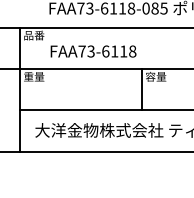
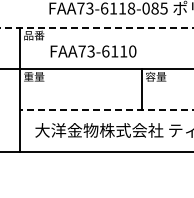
line: solid -> dashed (96, 27)
text: FAA73-6118 -> FAA73-6110 (132, 51)
line: solid -> dashed (106, 110)
